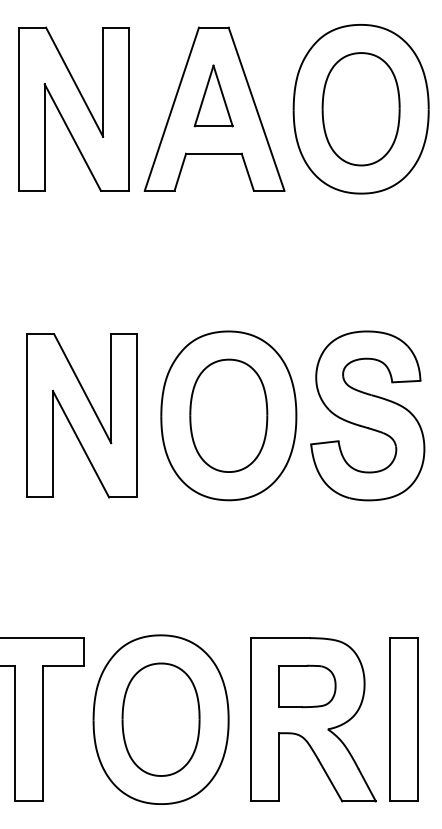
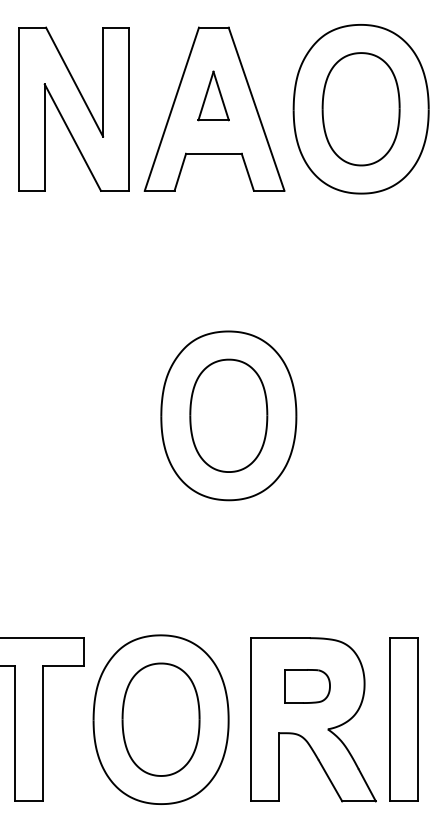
part size: 41x64 px -> 33x52 px (213, 95)
part: present -> none (81, 415)
part: present -> none (367, 415)
part size: 59x45 px -> 47x35 px (307, 686)
